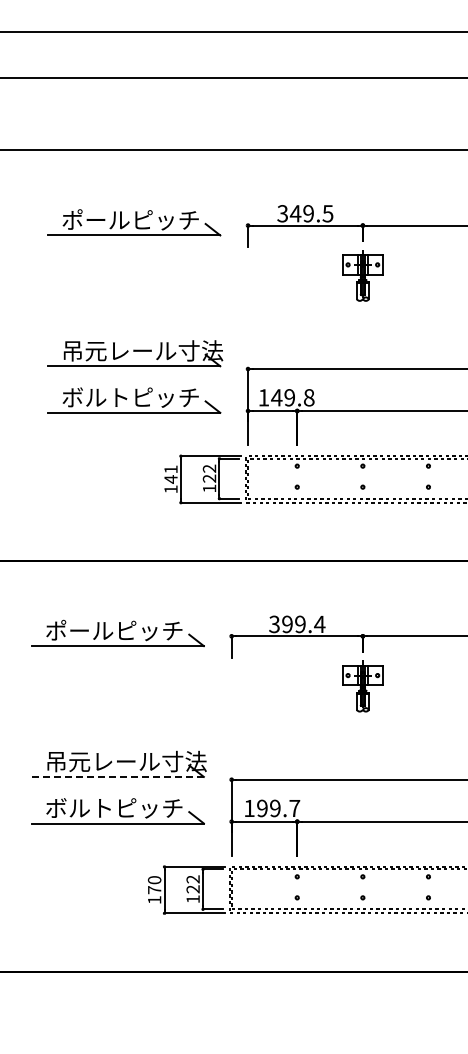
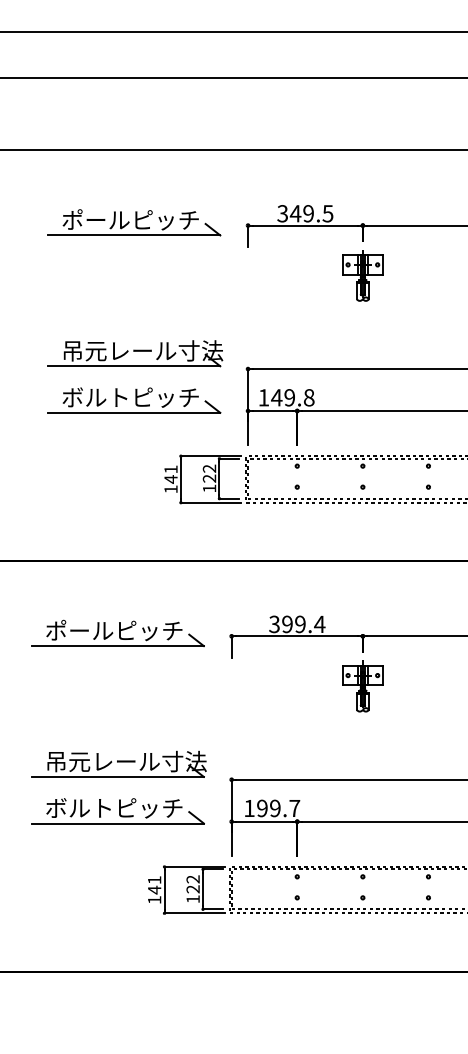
line: dashed -> solid (117, 776)
text: 170 -> 141 (154, 885)
